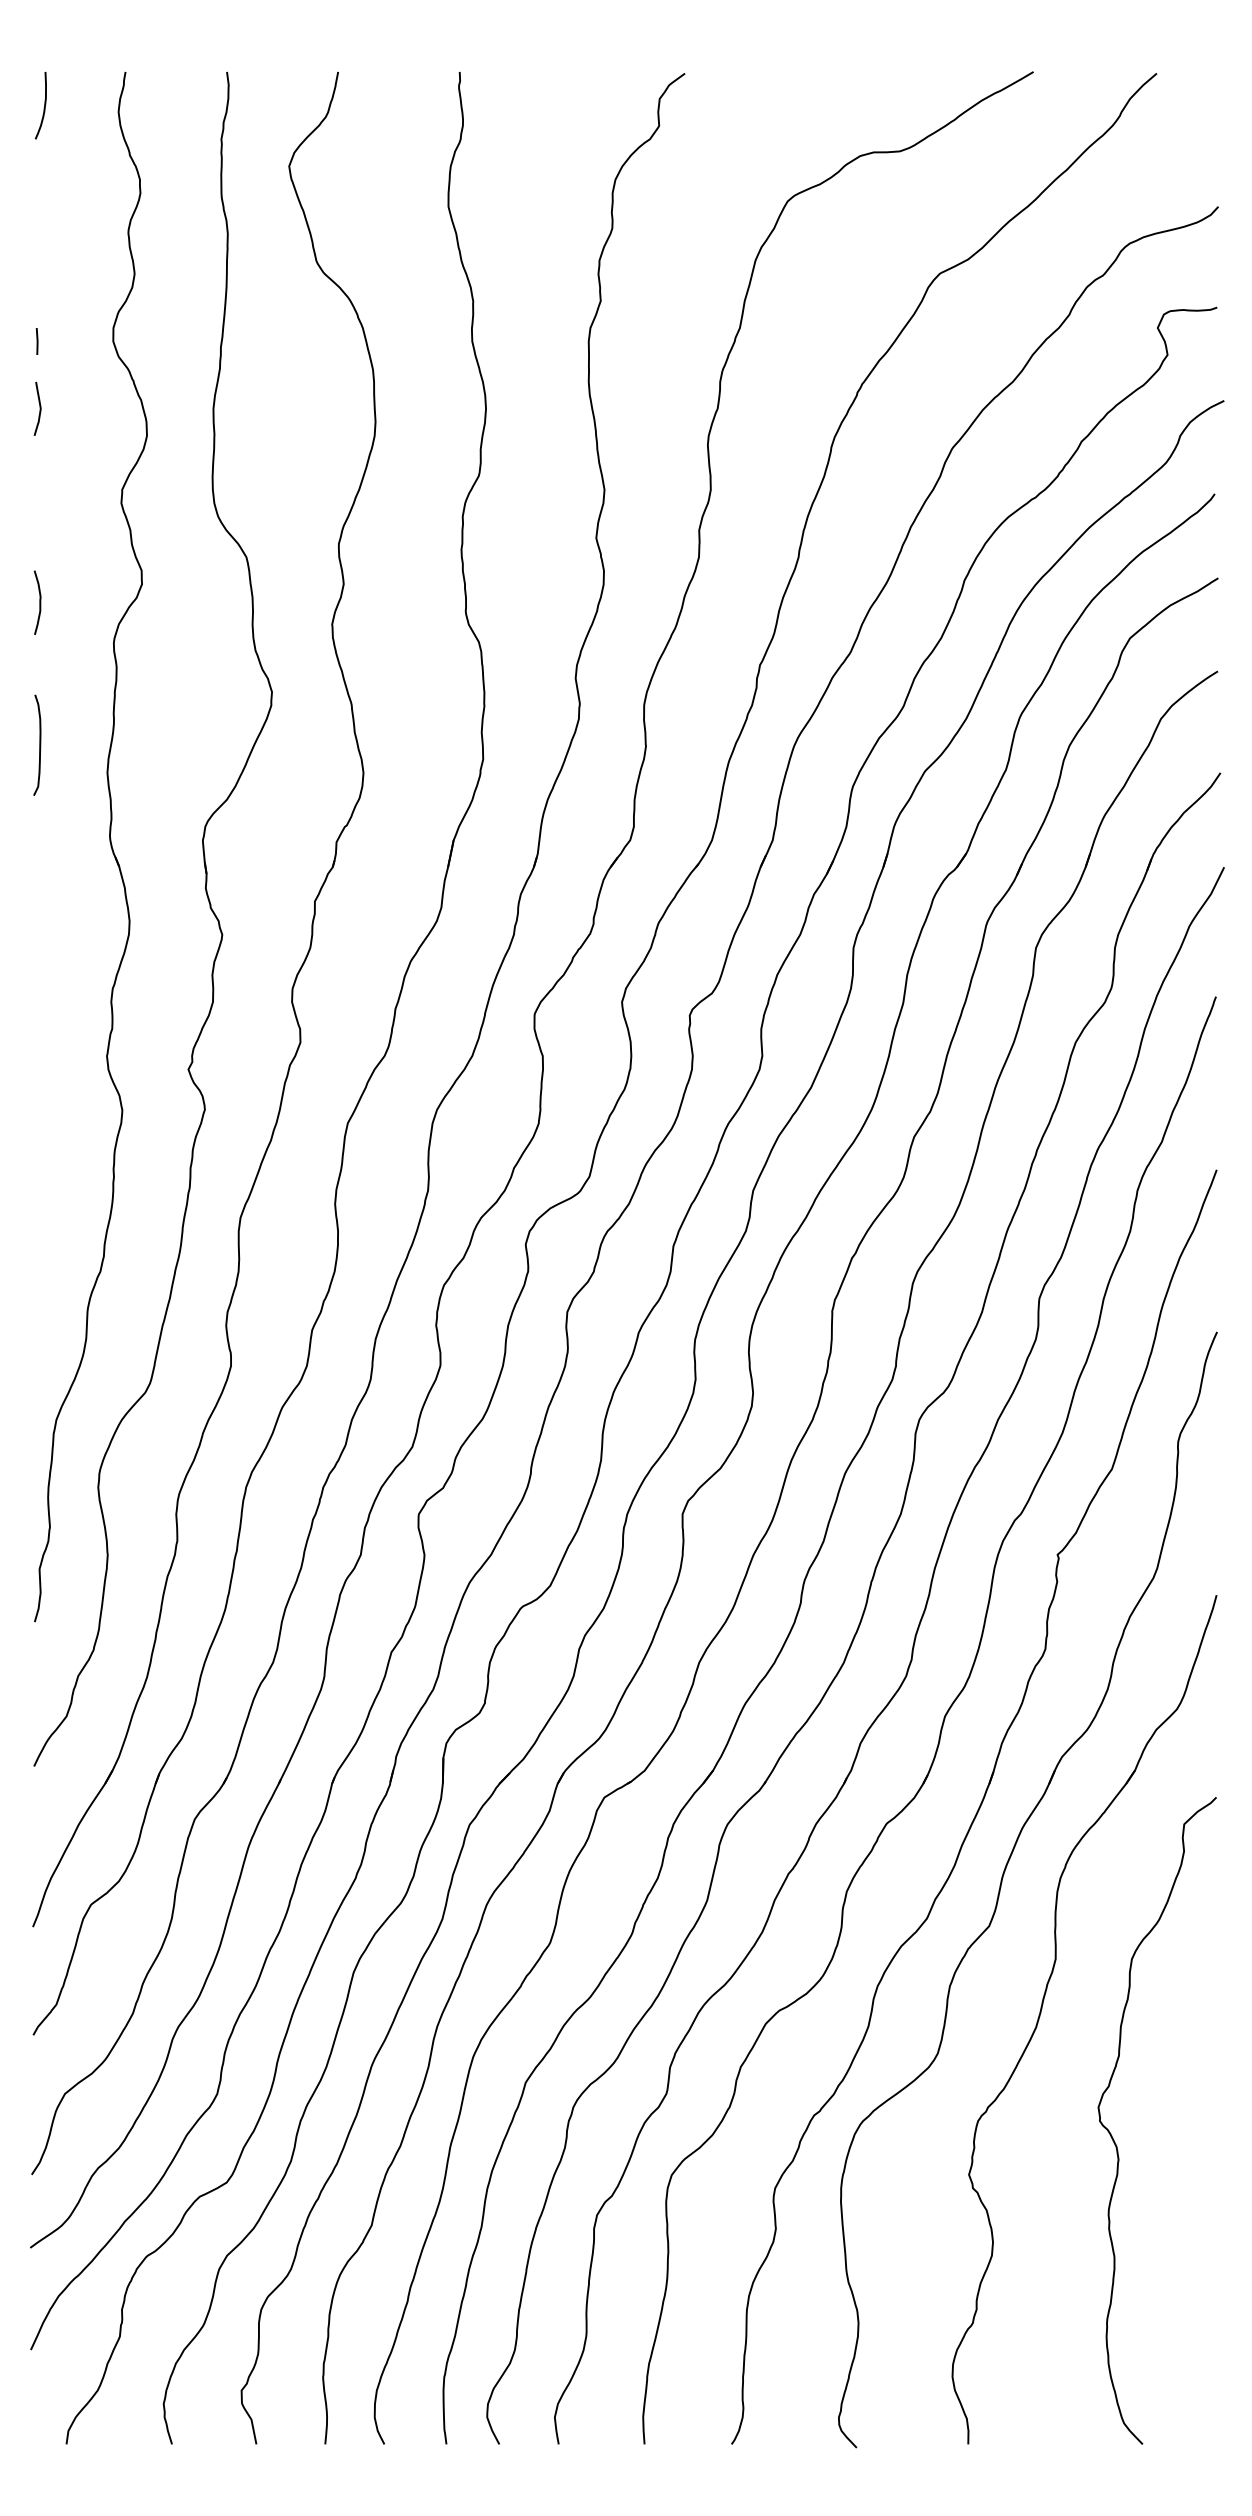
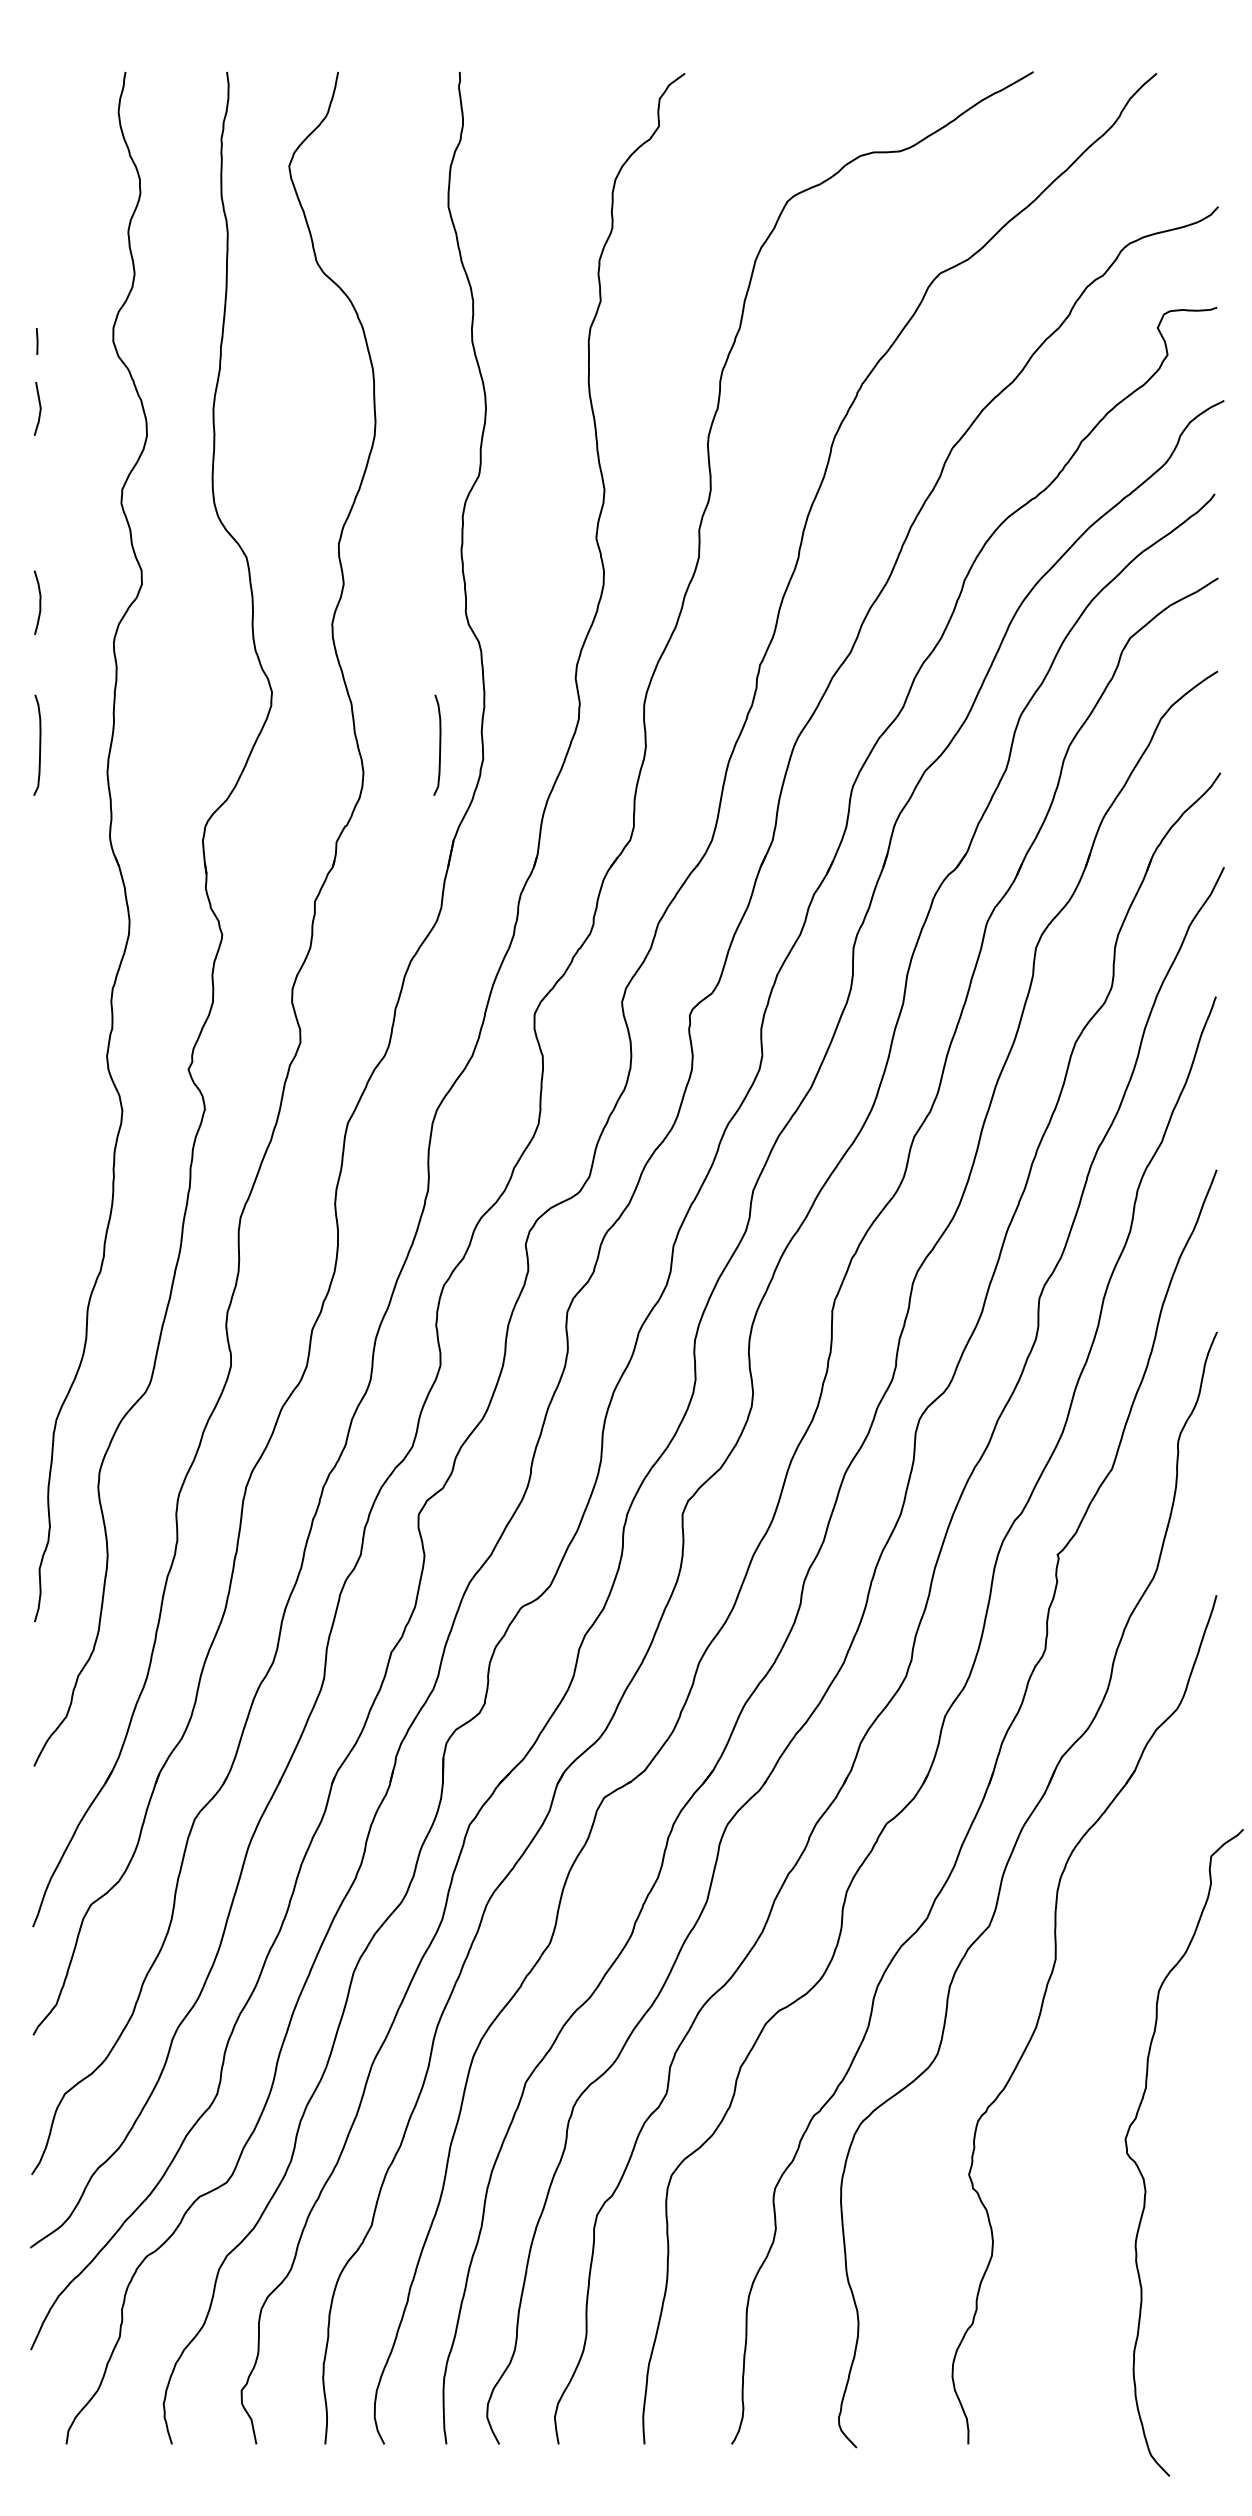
curve: present -> none (43, 107)
curve: none -> present (439, 744)
curve position: (1112, 2135) -> (1139, 2167) (1139, 2167)
